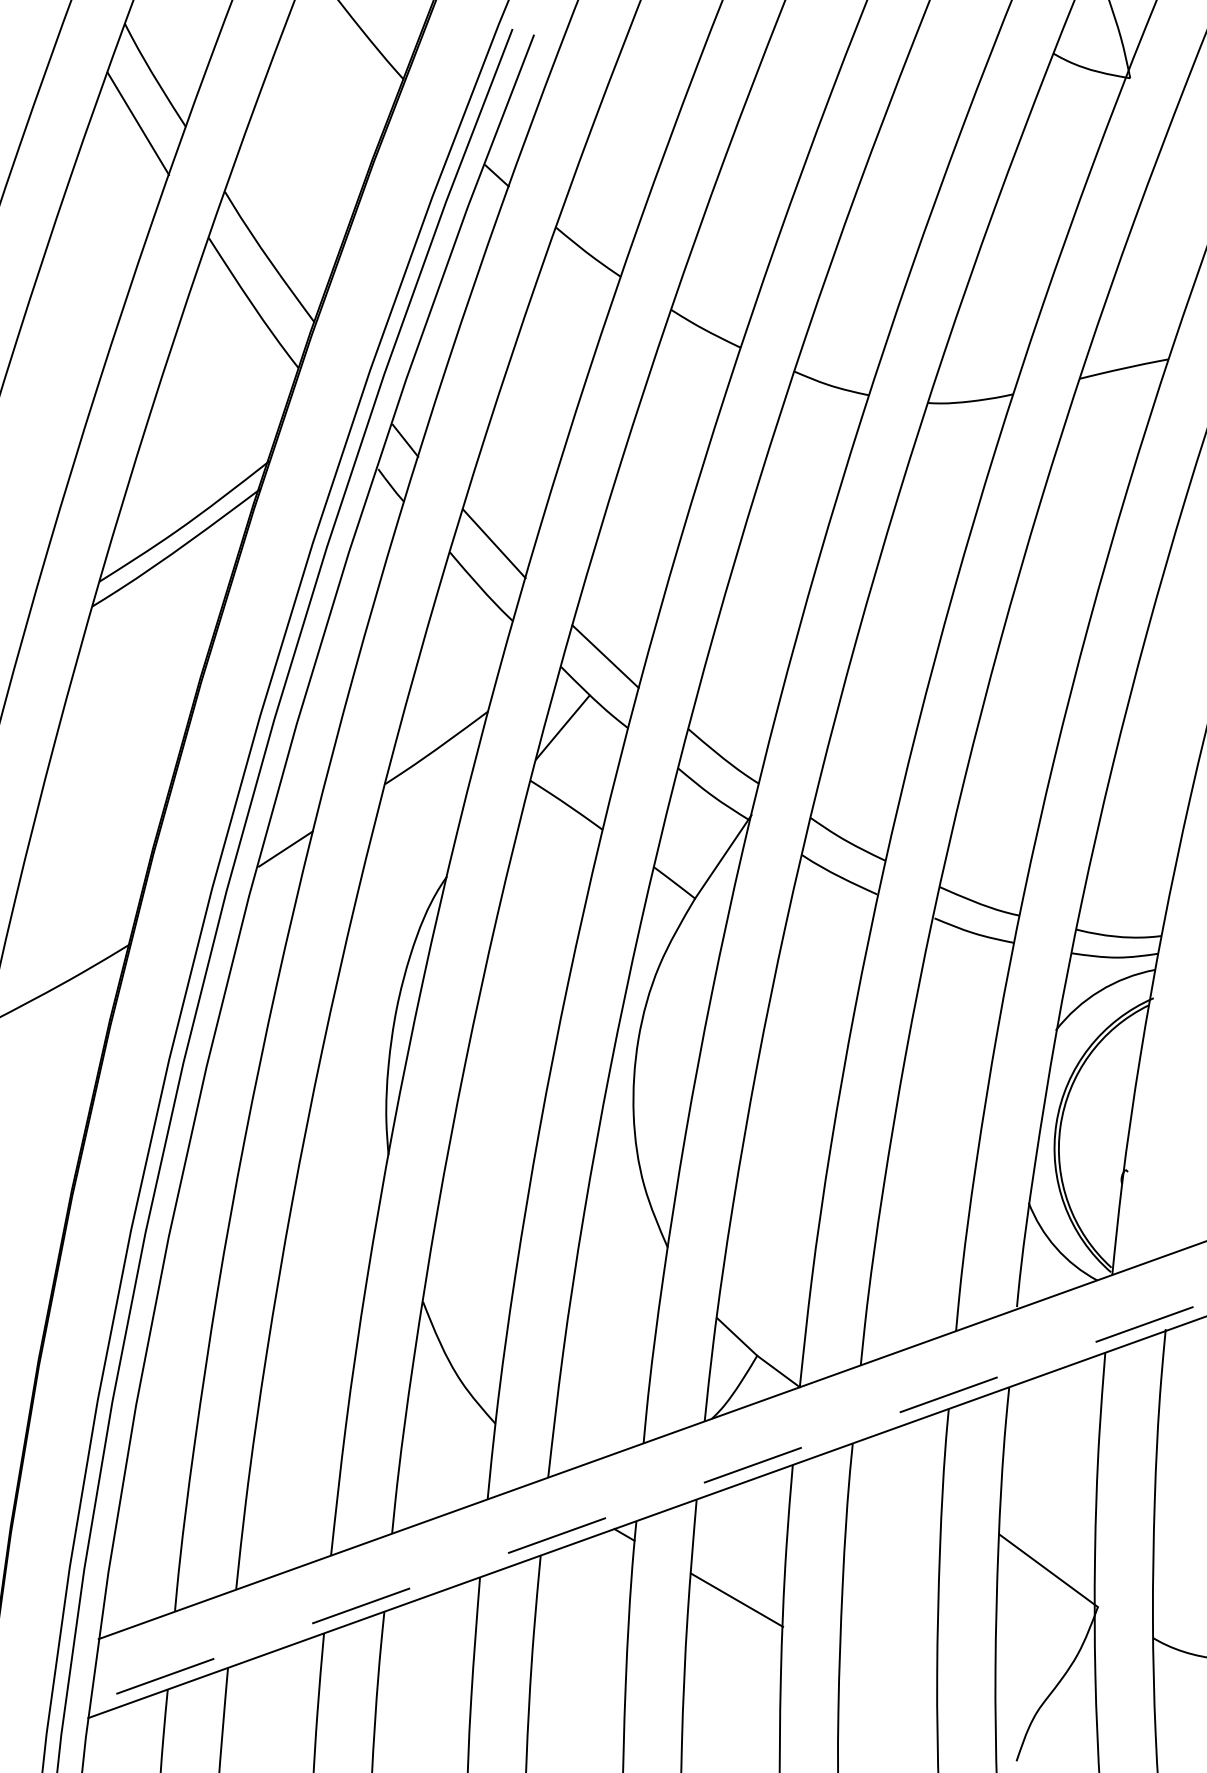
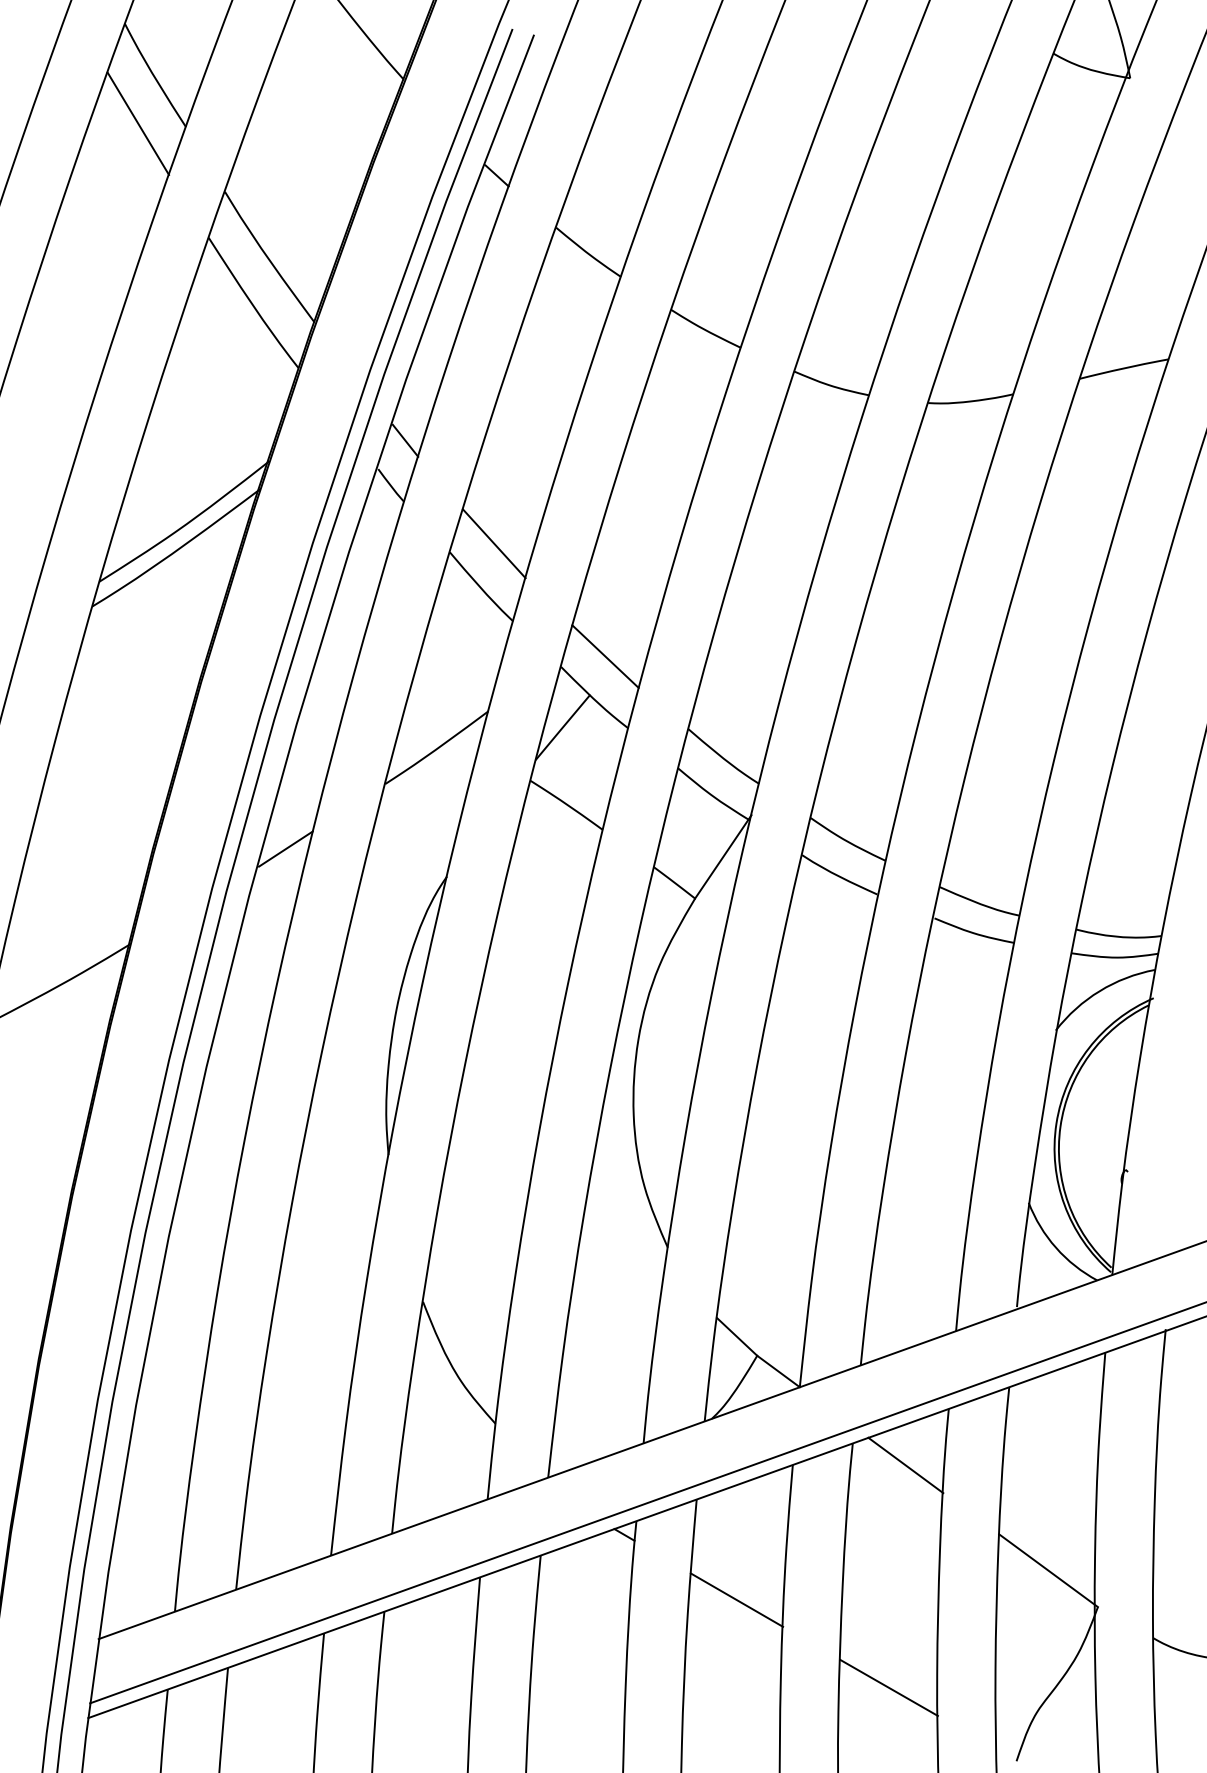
line: none -> present (905, 1465)
line: dashed -> solid (648, 1502)
line: none -> present (888, 1687)
